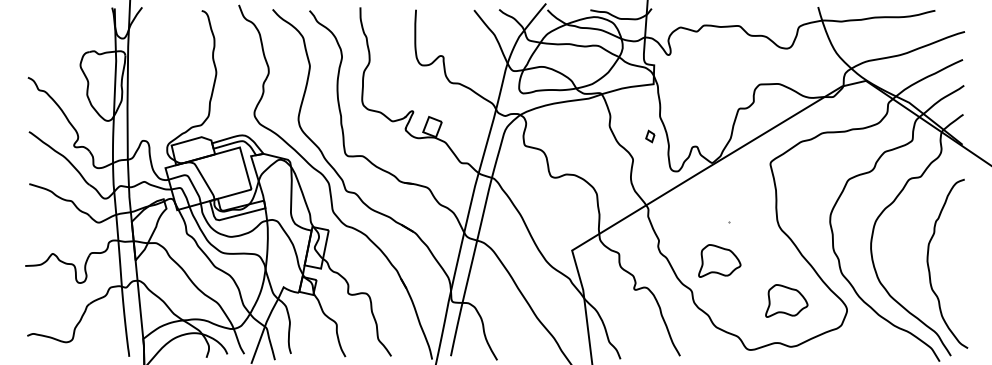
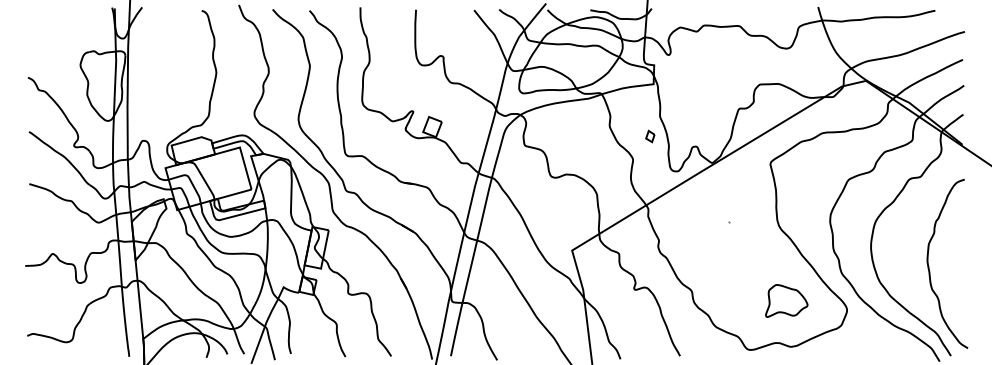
part: present -> none (719, 260)
